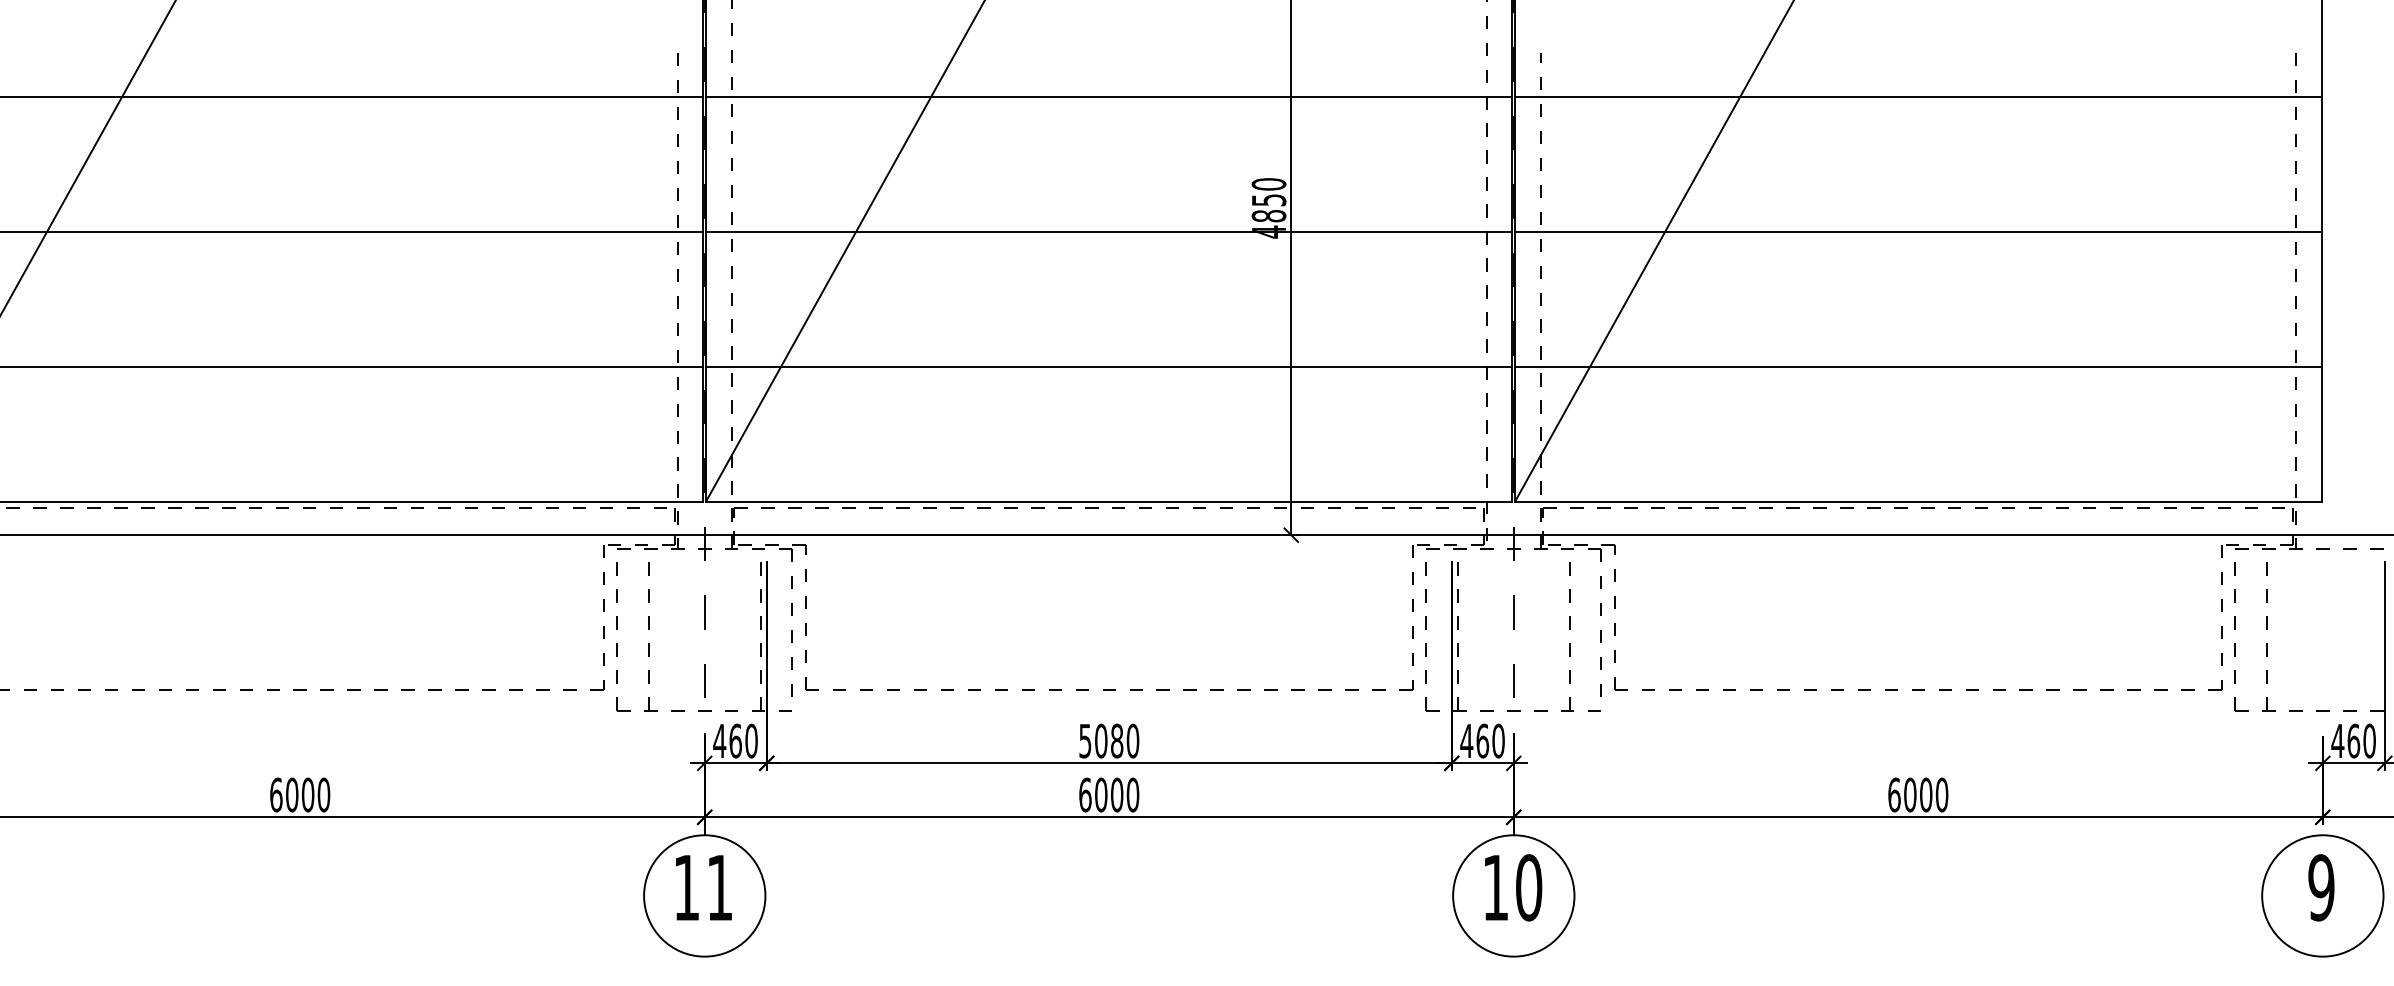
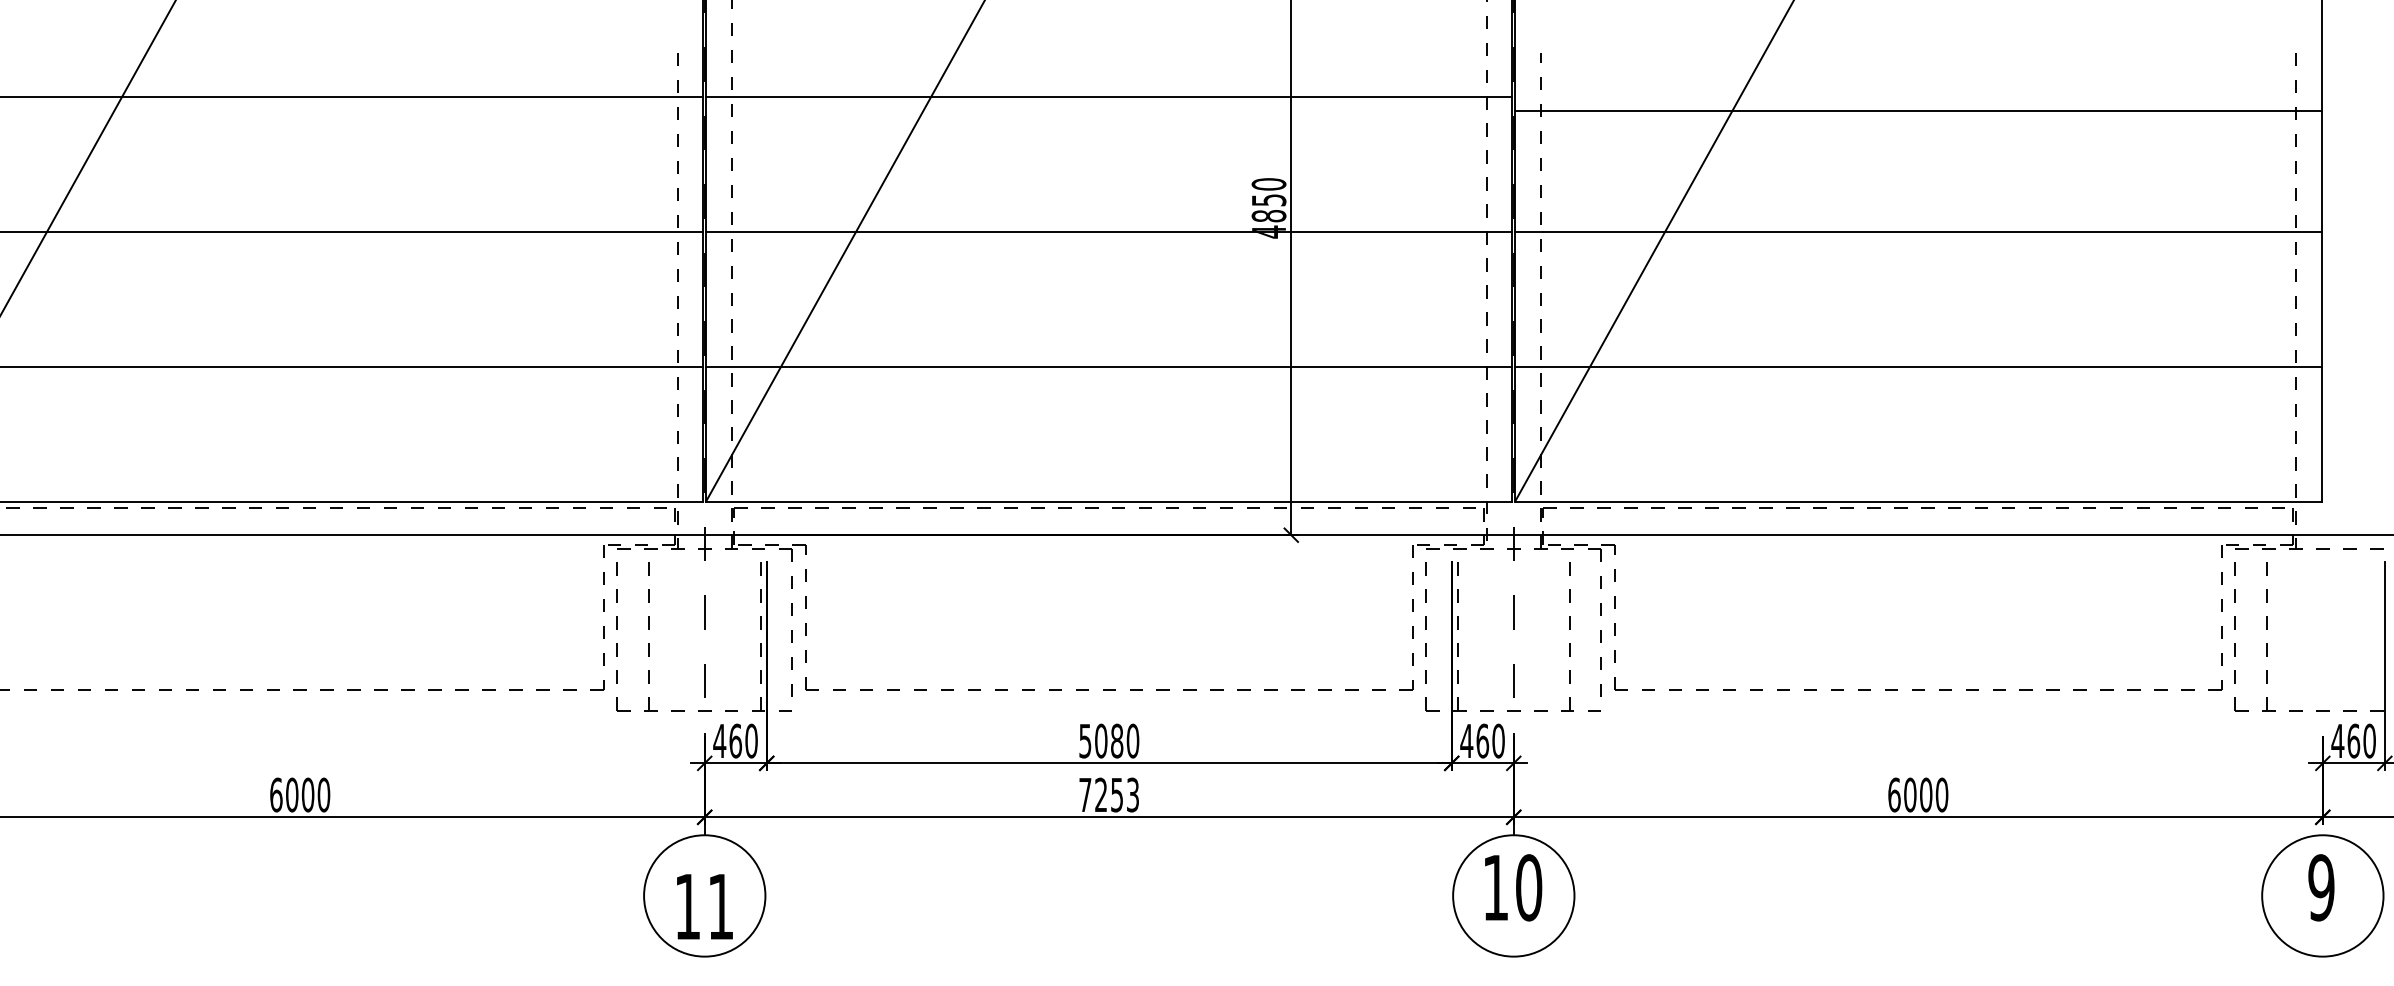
line position: (1918, 97) -> (1918, 111) (1918, 111)
text: 6000 -> 7253 (1109, 794)
text position: (703, 887) -> (704, 906) (704, 906)
